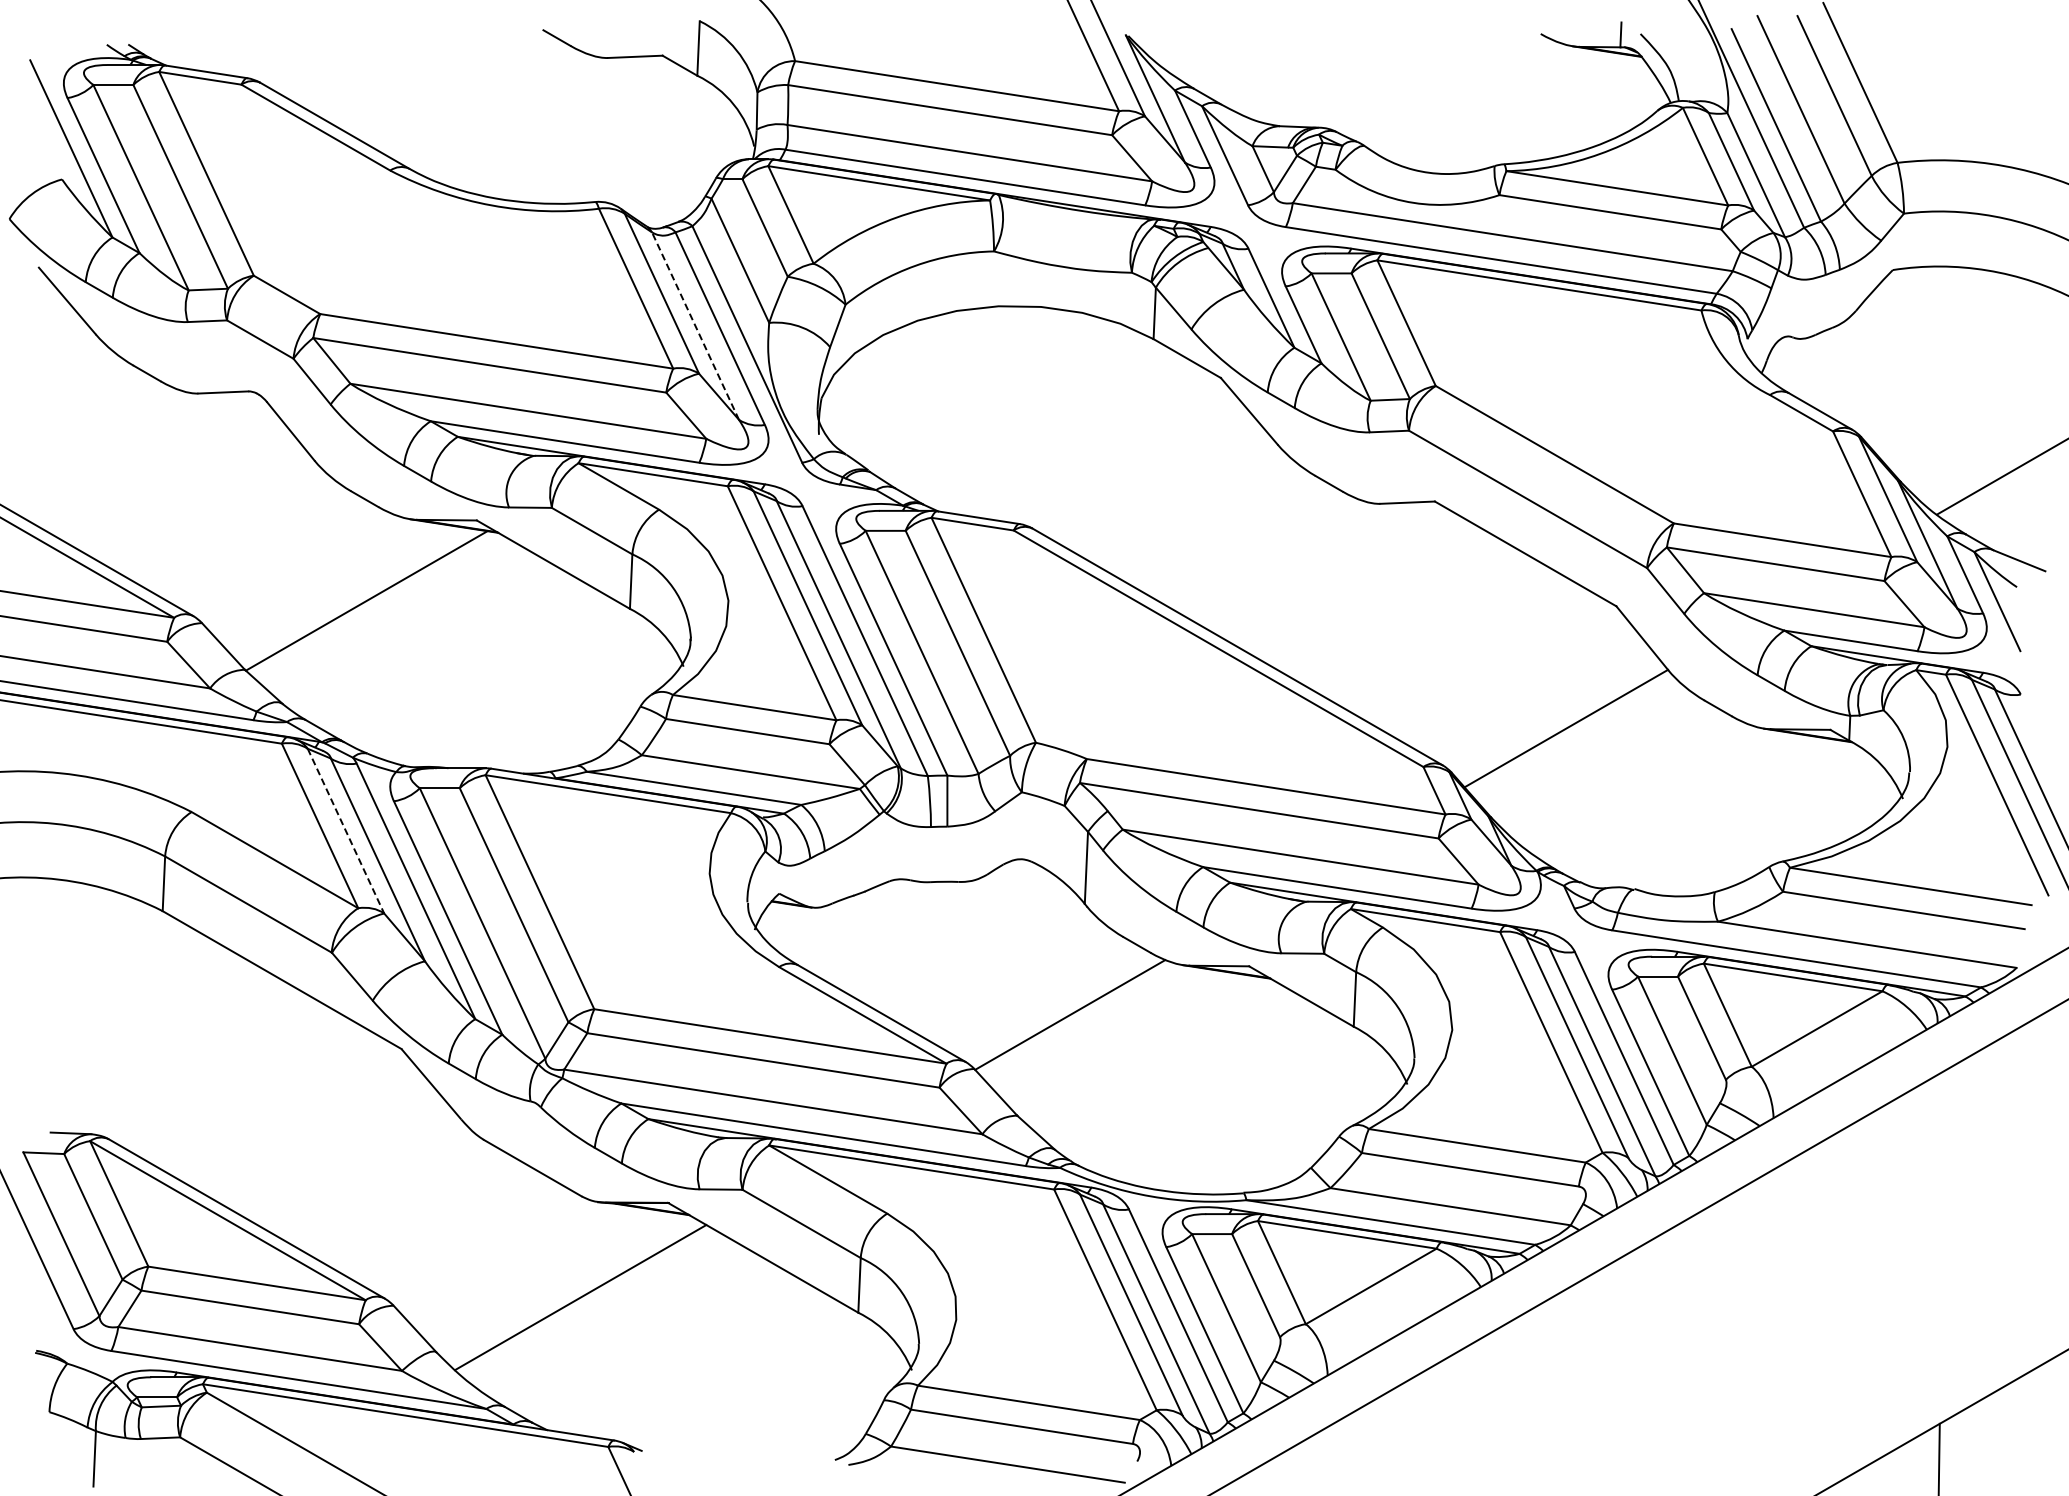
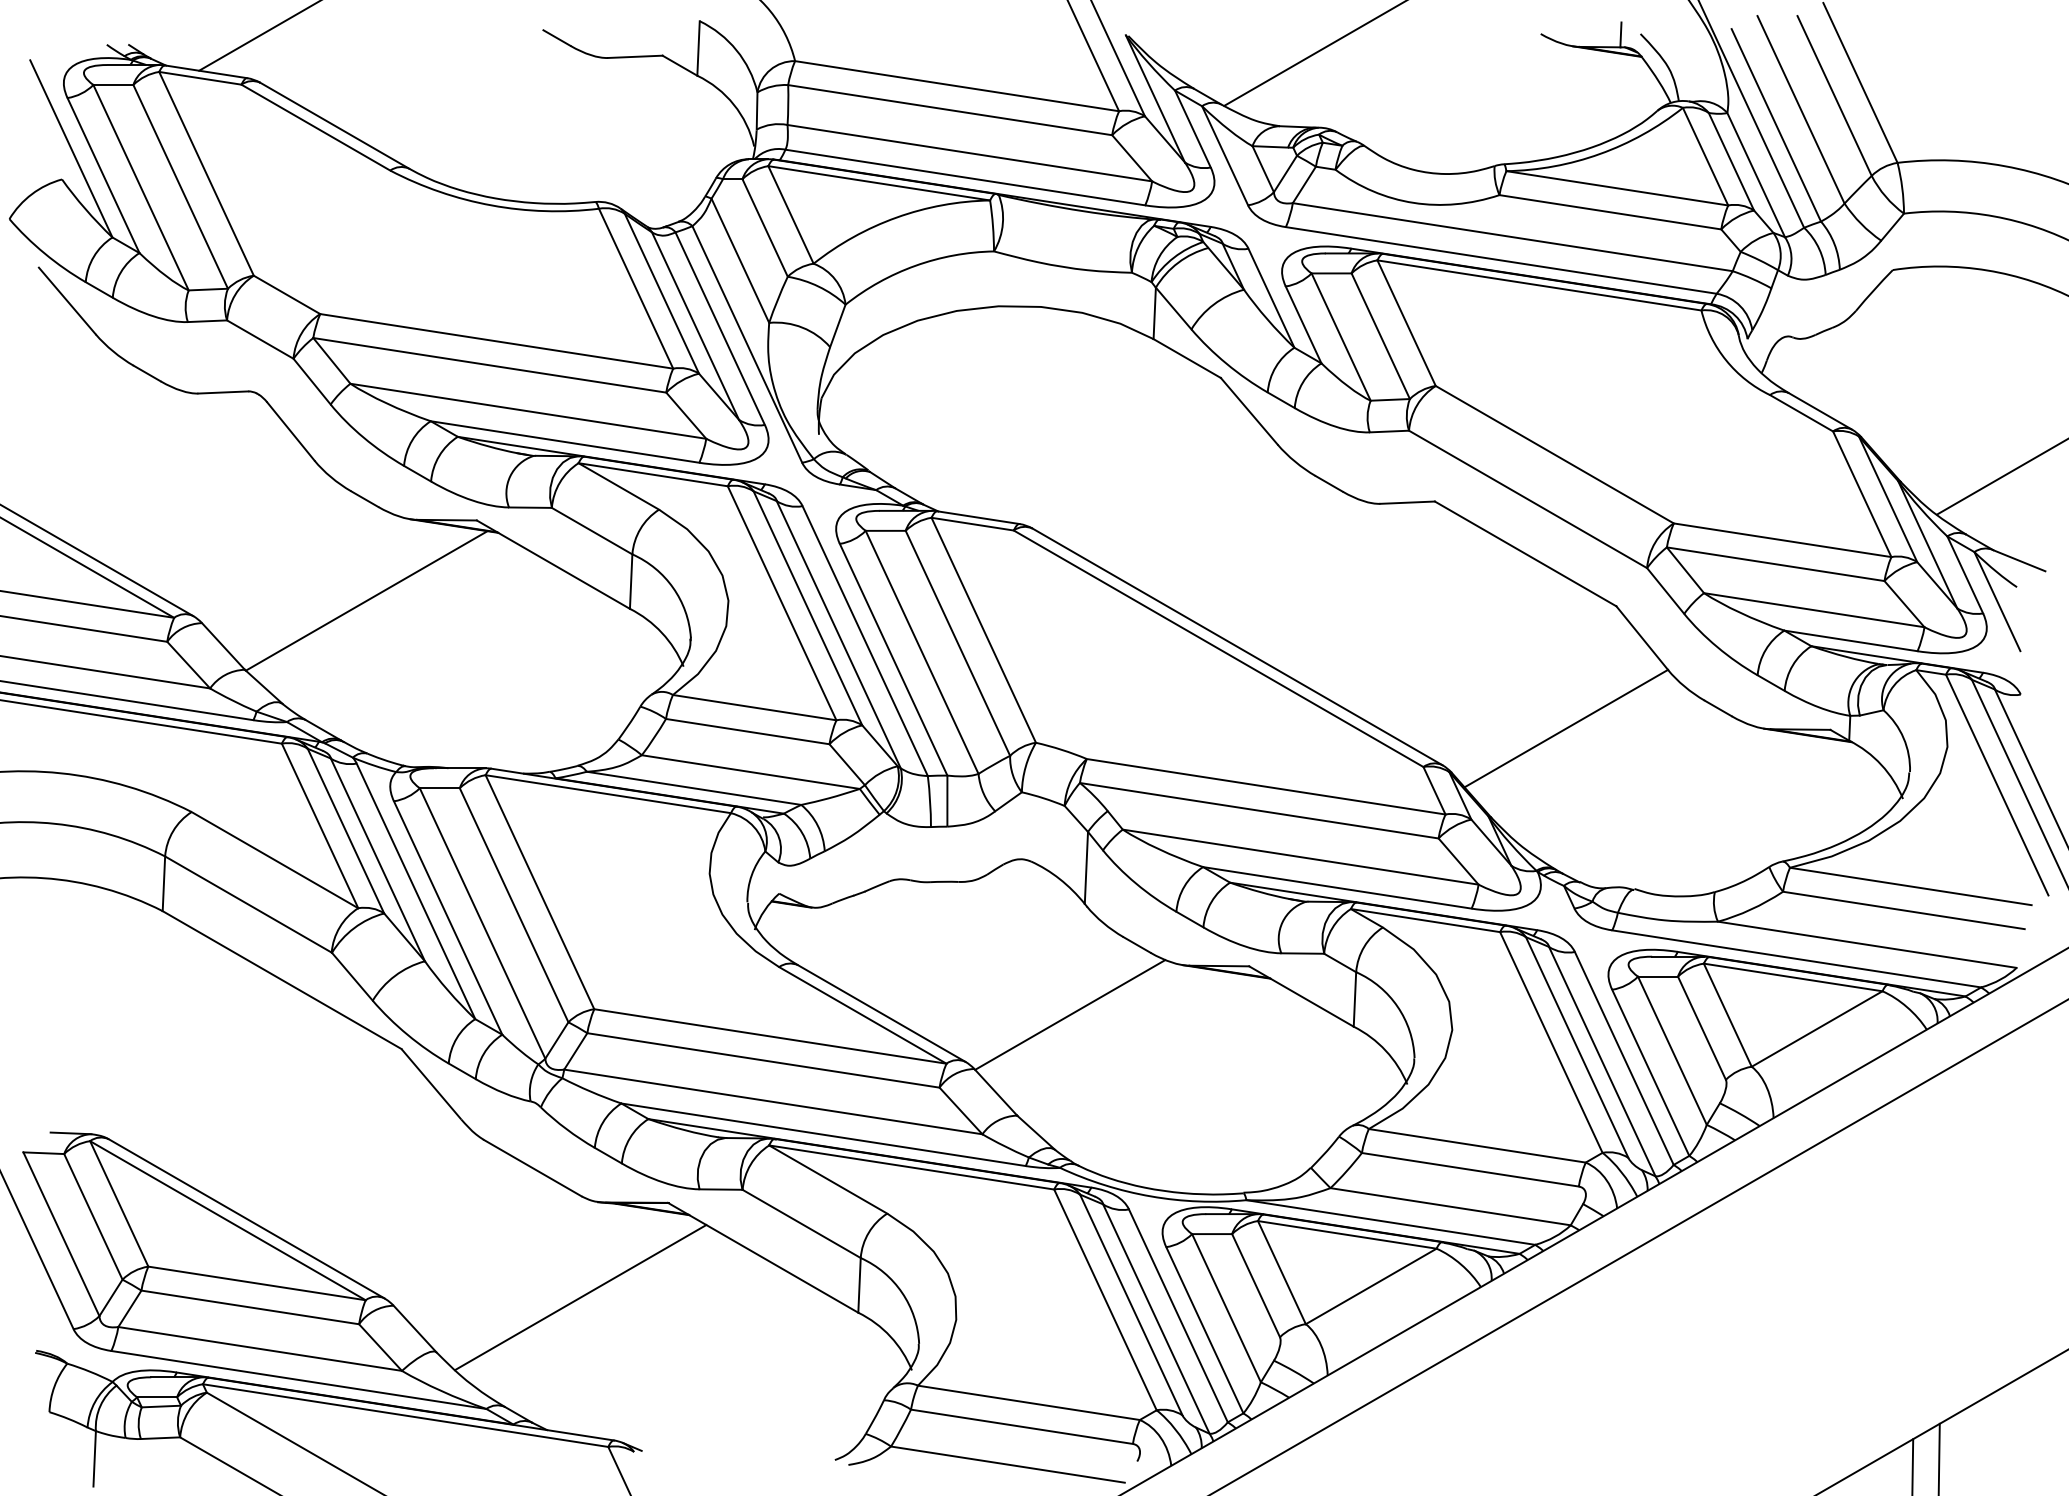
line: none -> present (258, 36)
line: none -> present (1313, 53)
line: dashed -> solid (695, 325)
line: dashed -> solid (345, 831)
line: none -> present (1912, 1465)
